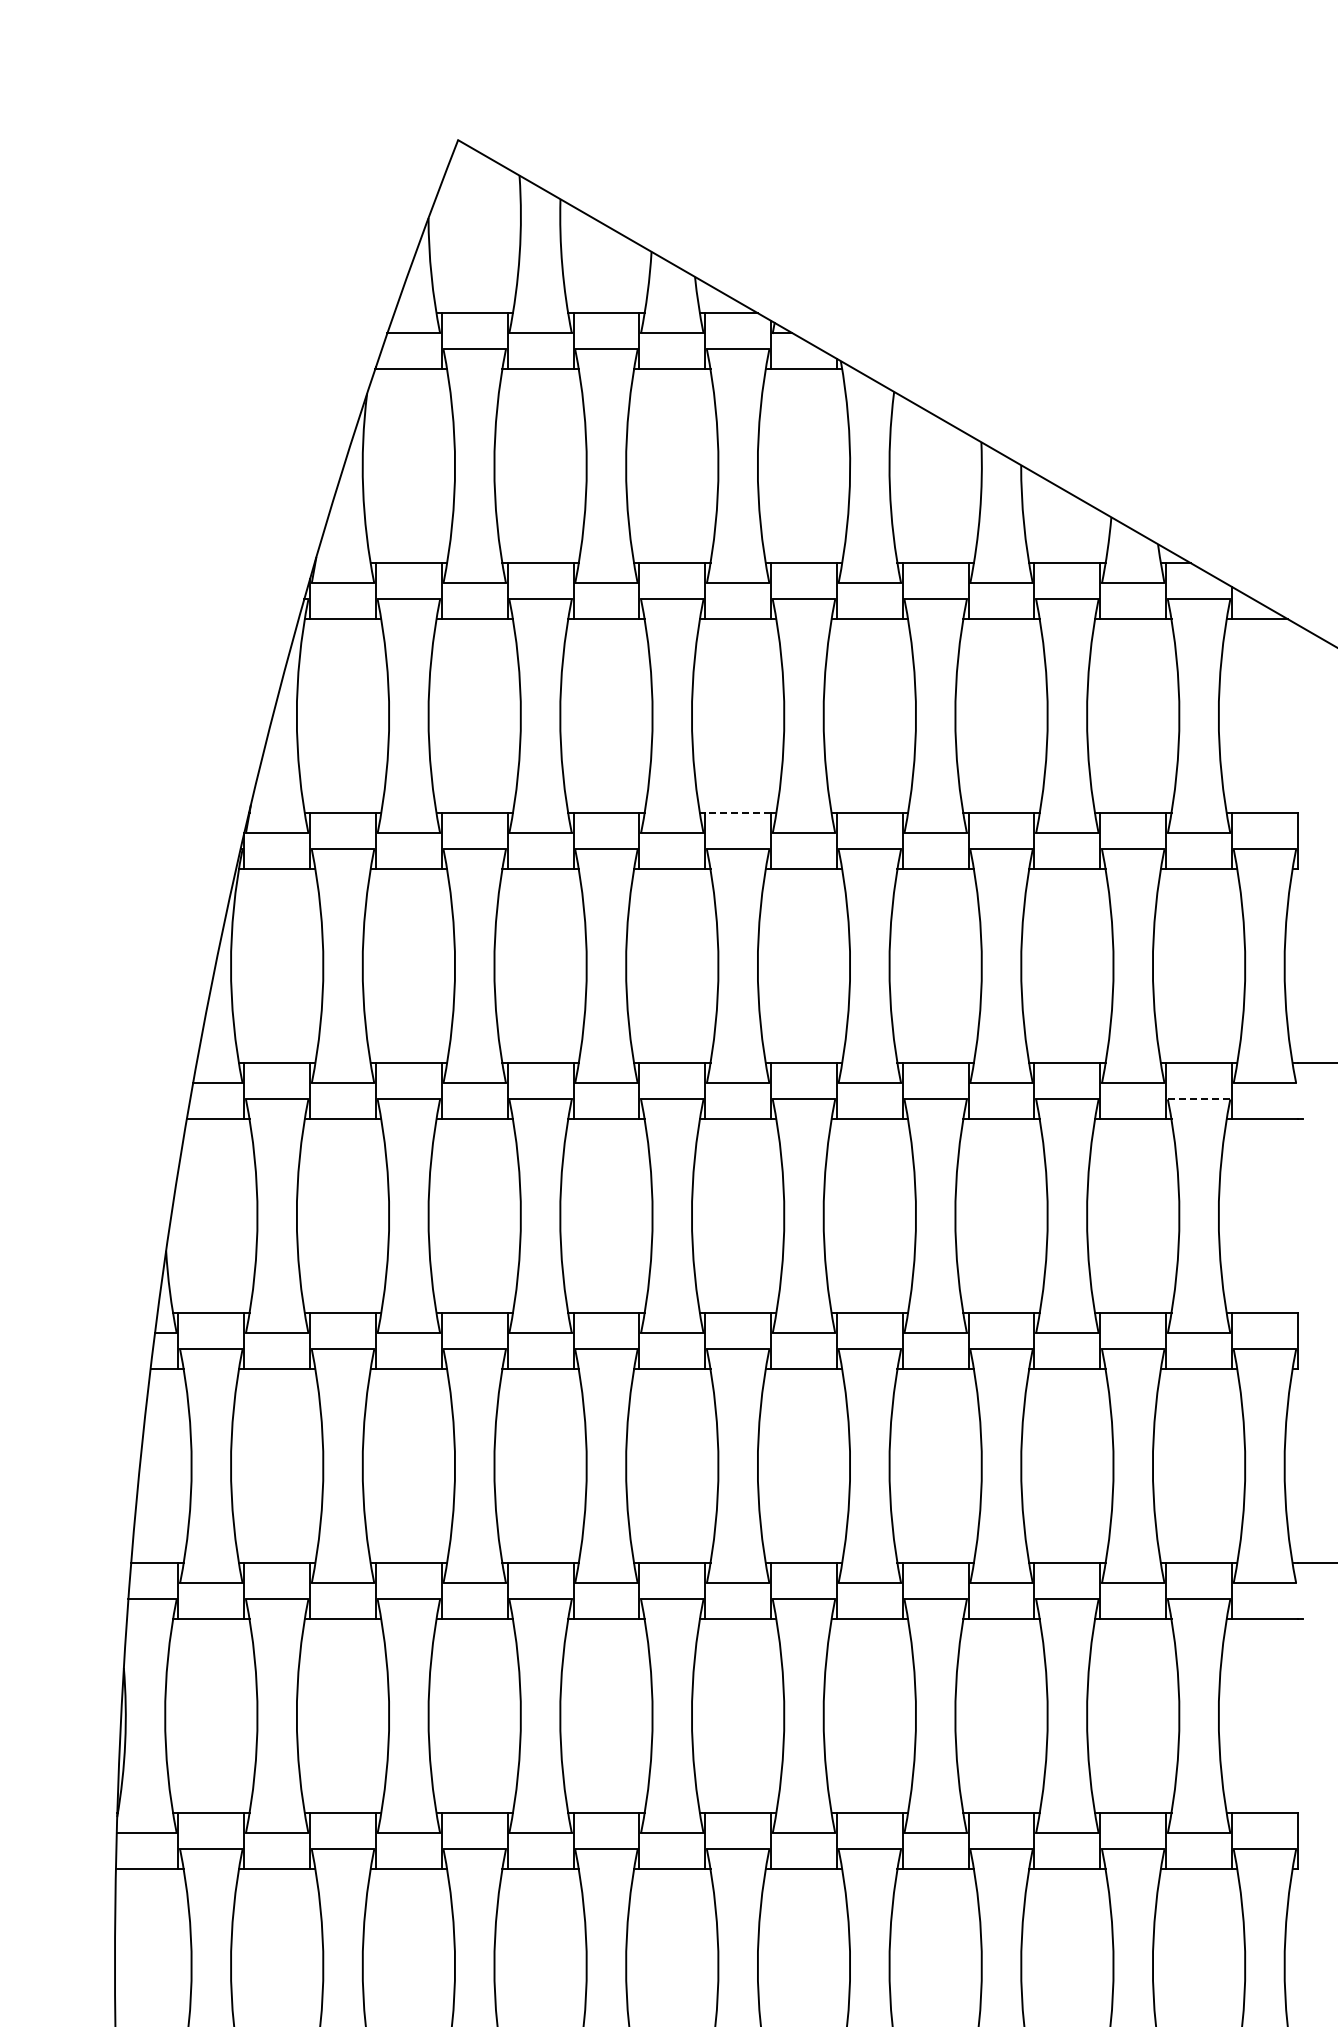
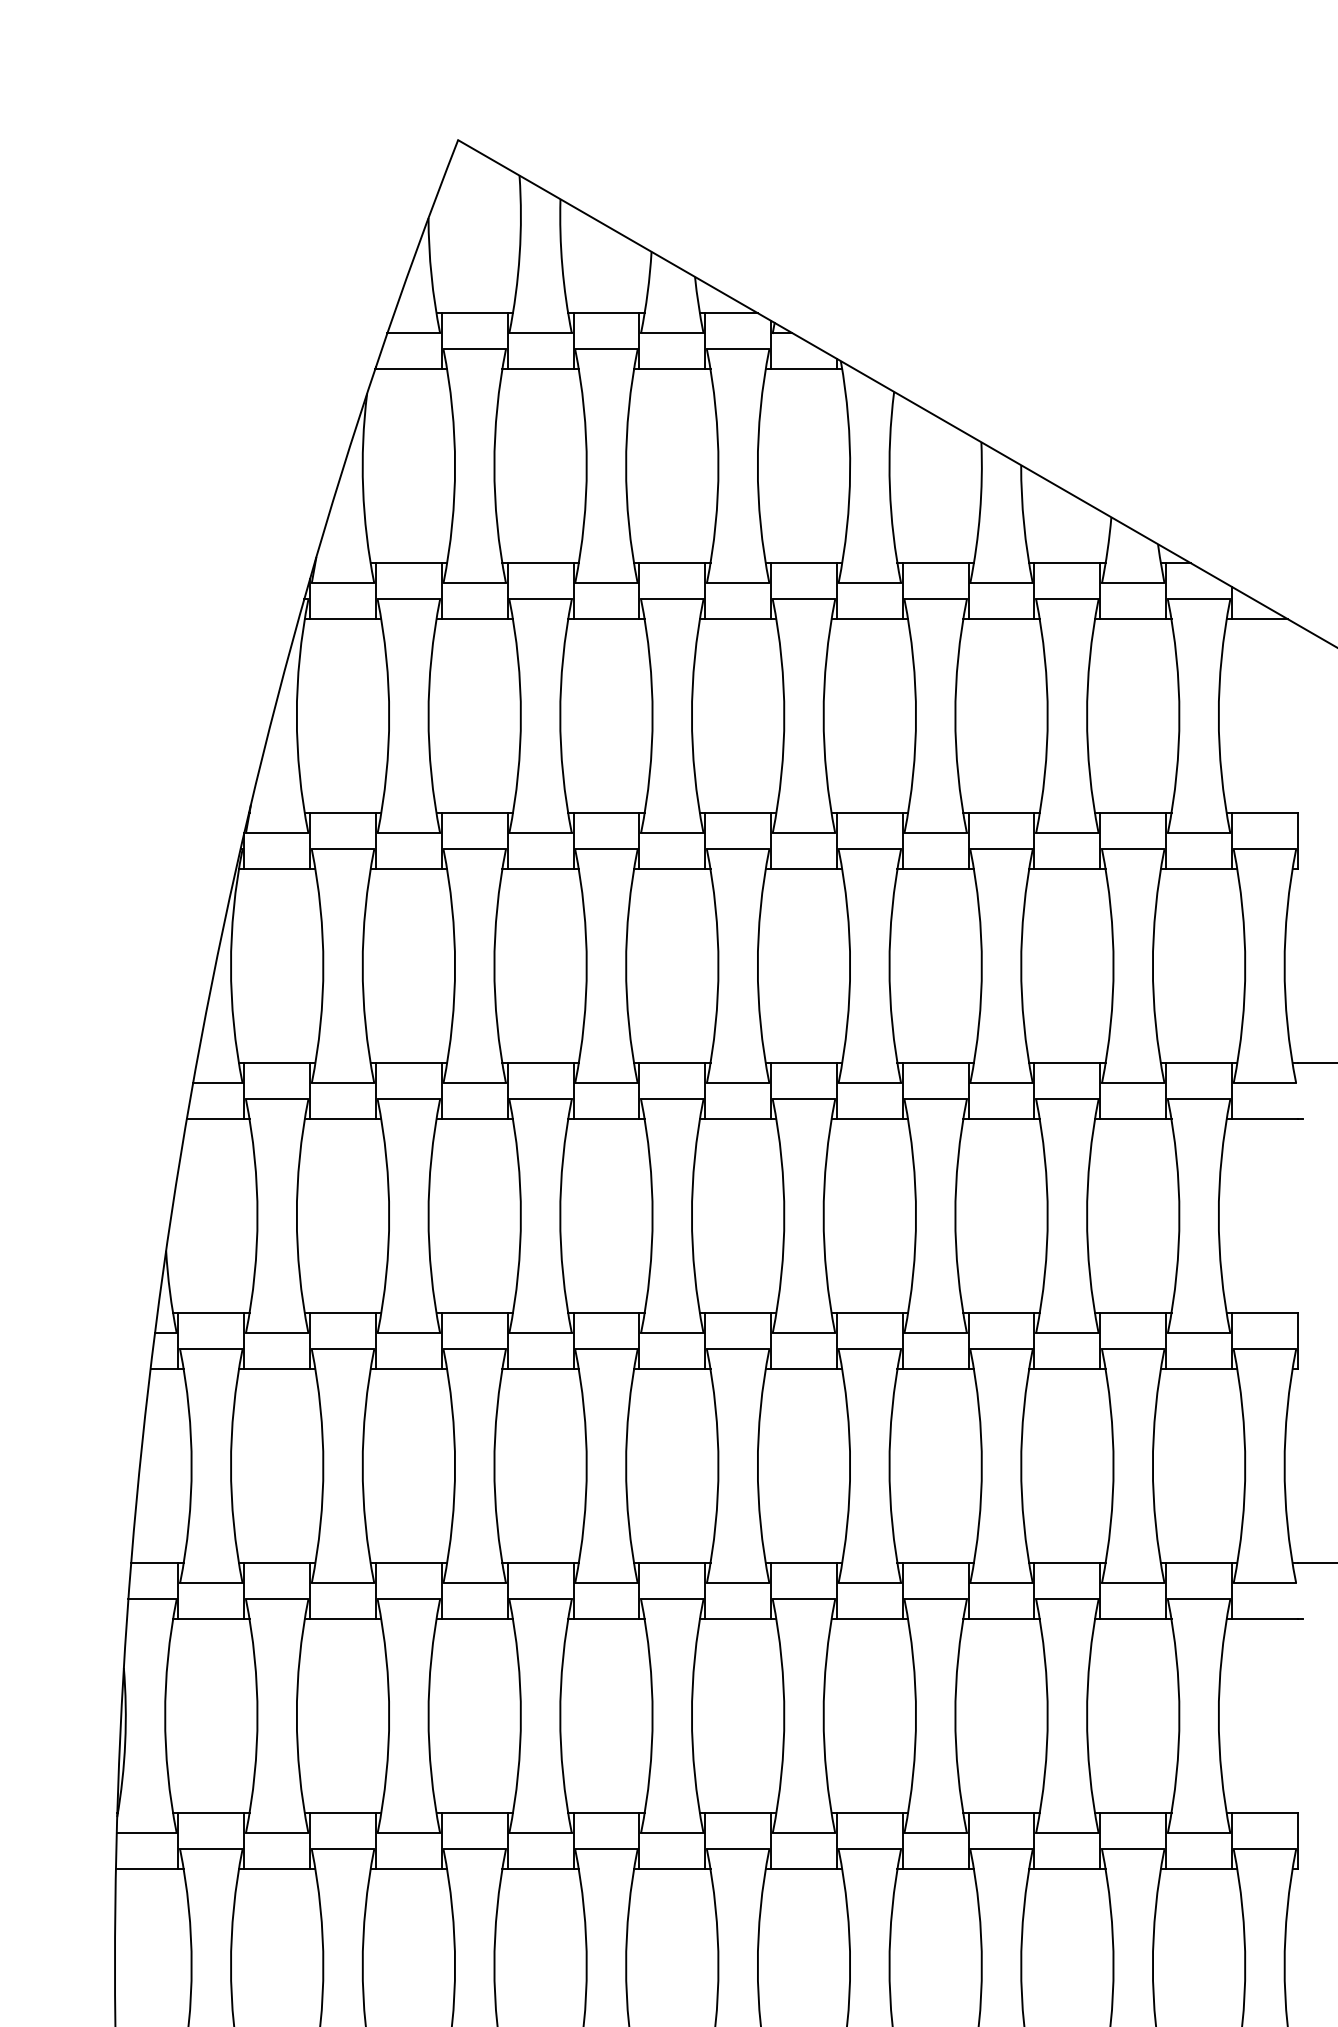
line: dashed -> solid (738, 813)
line: dashed -> solid (1198, 1099)
